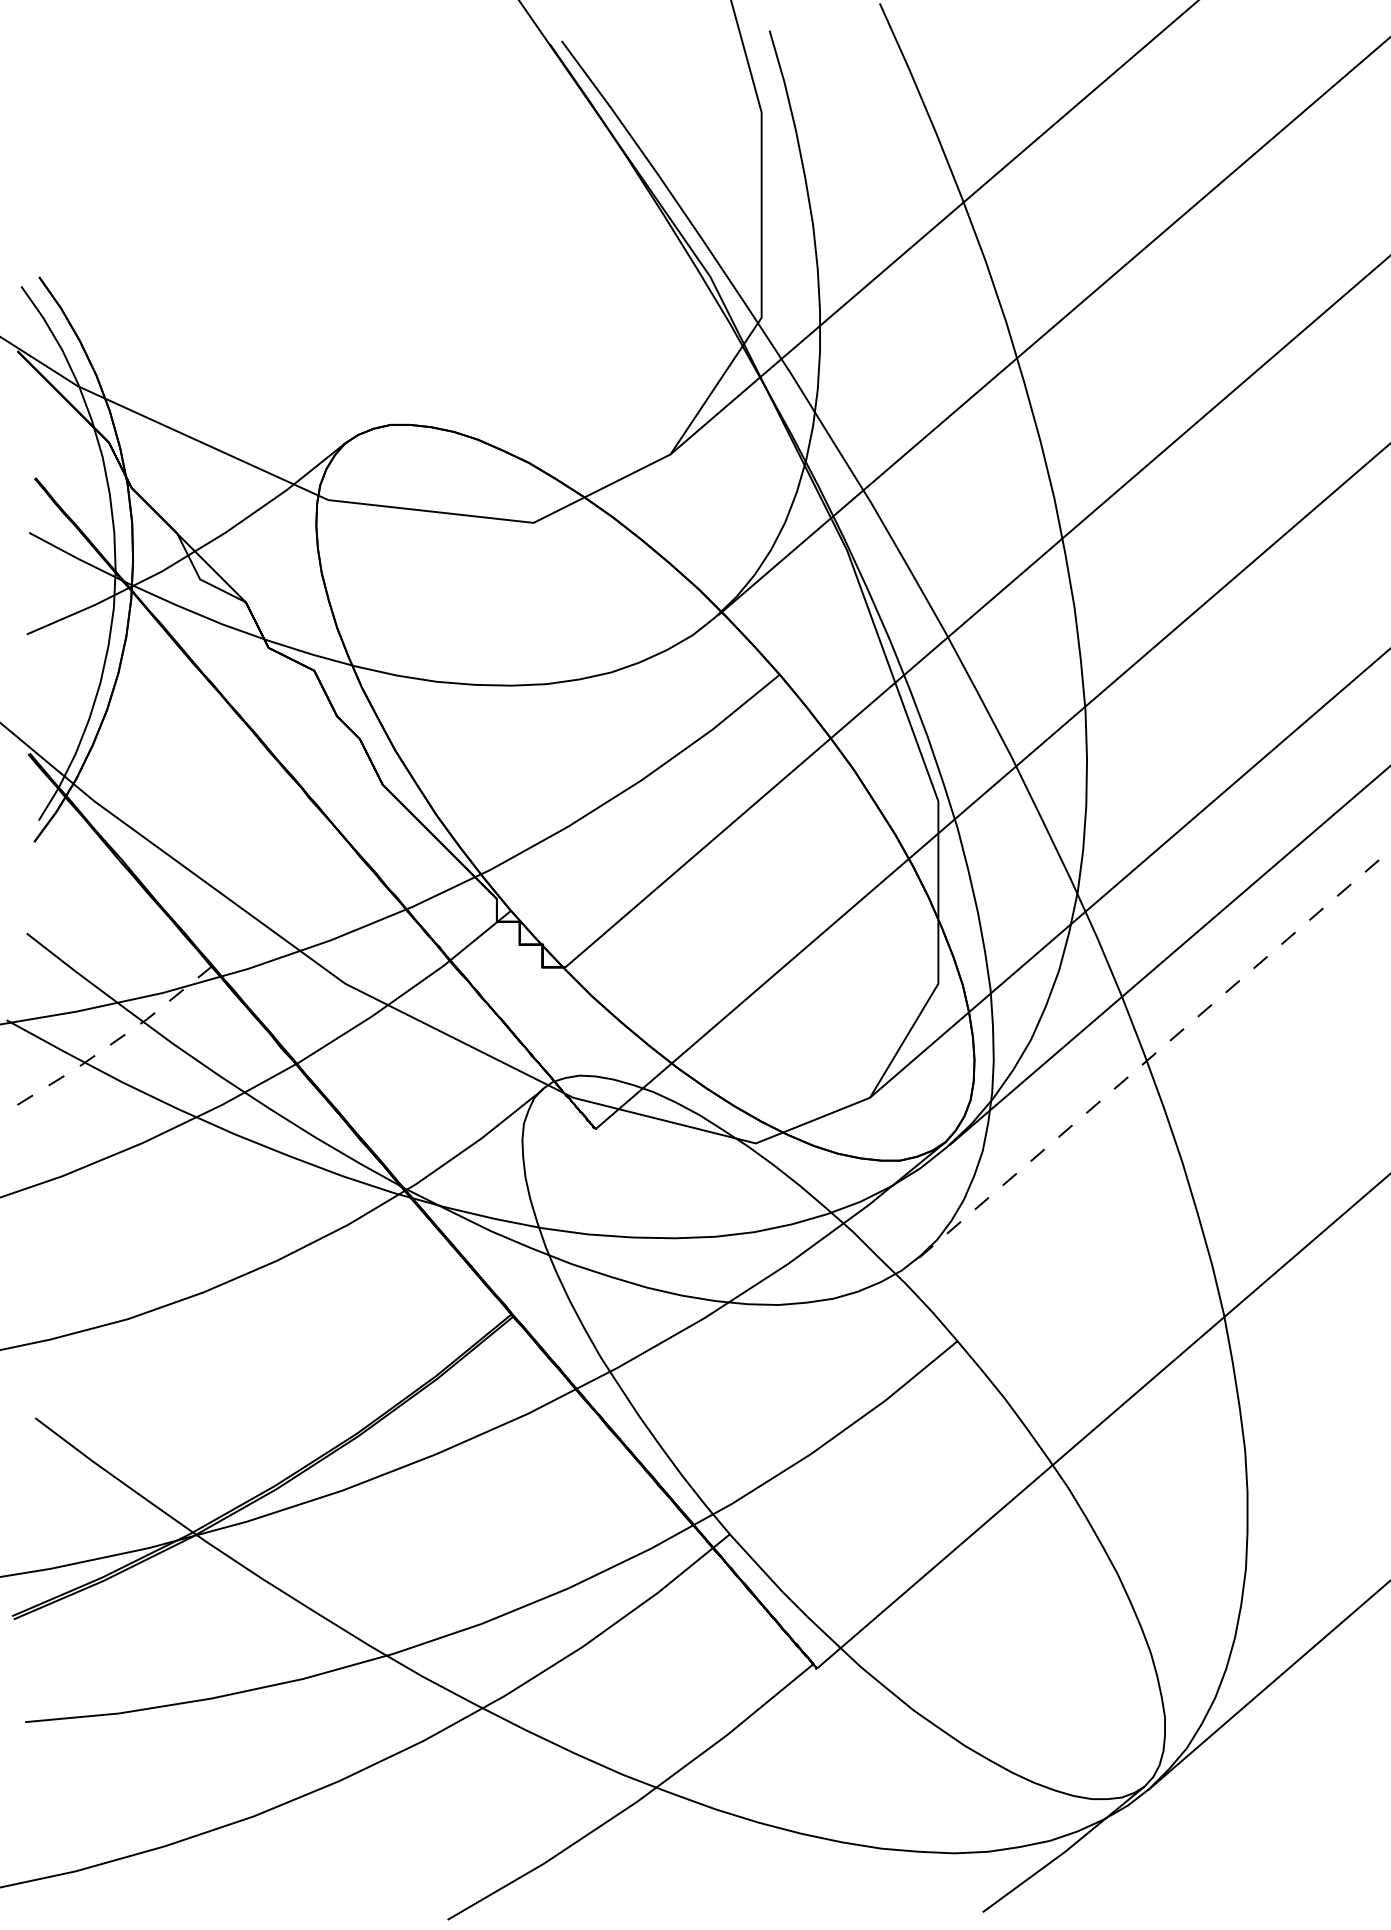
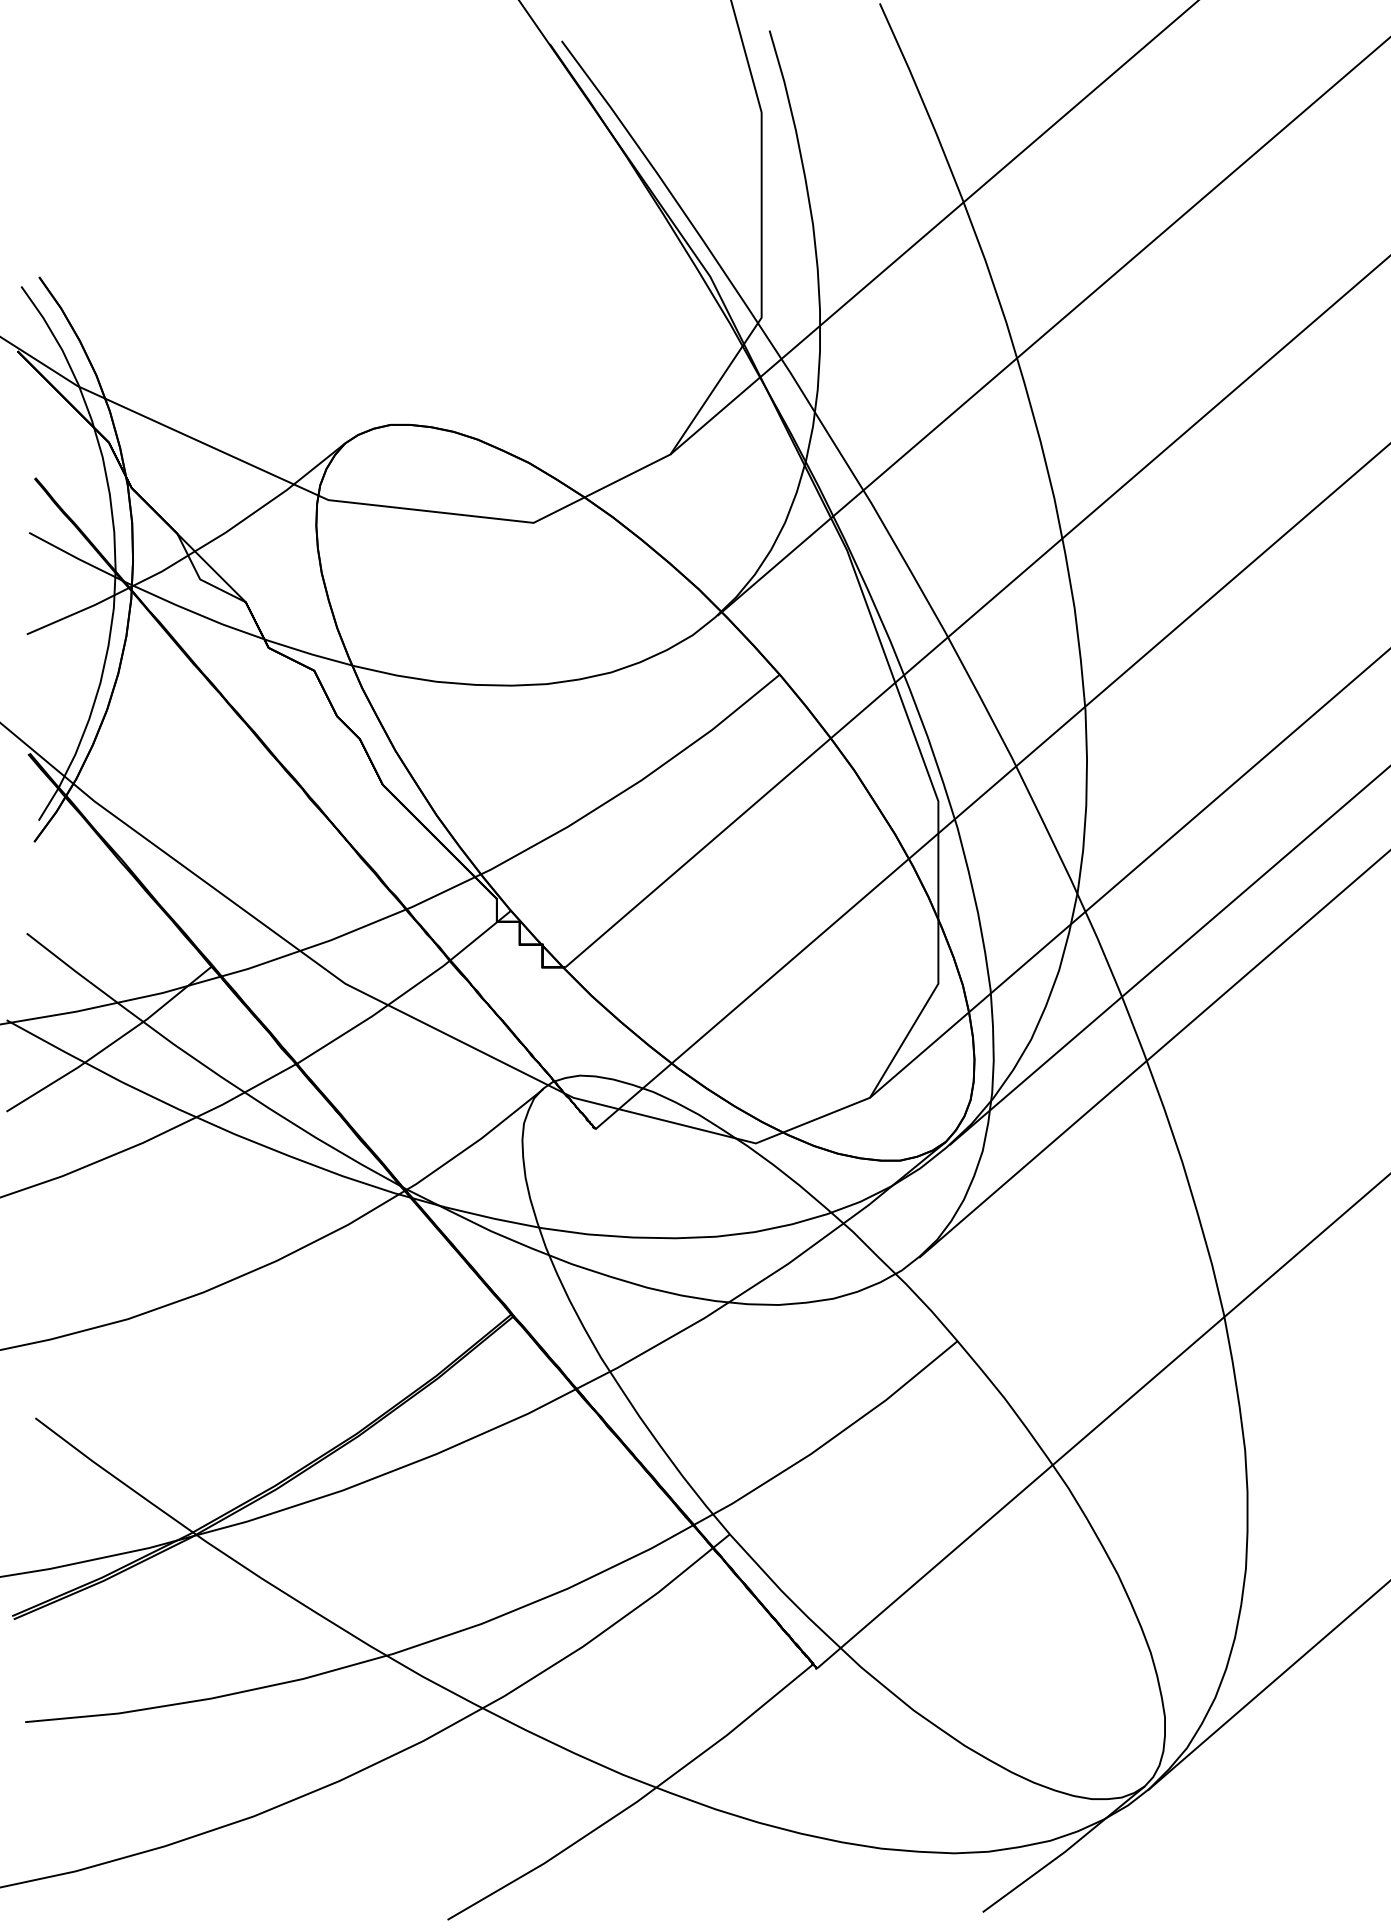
line: dashed -> solid (112, 1043)
line: dashed -> solid (1155, 1053)
